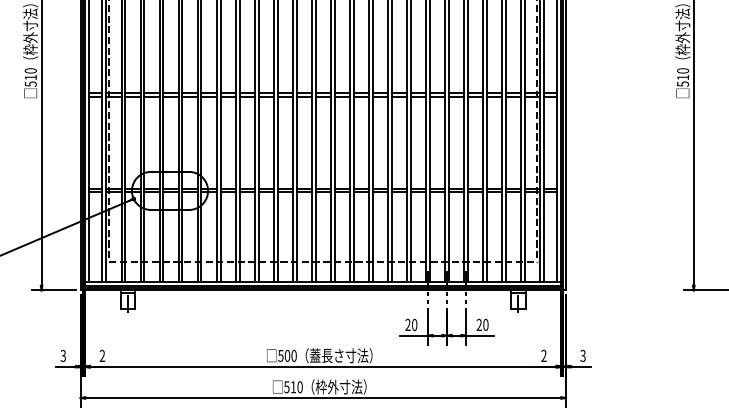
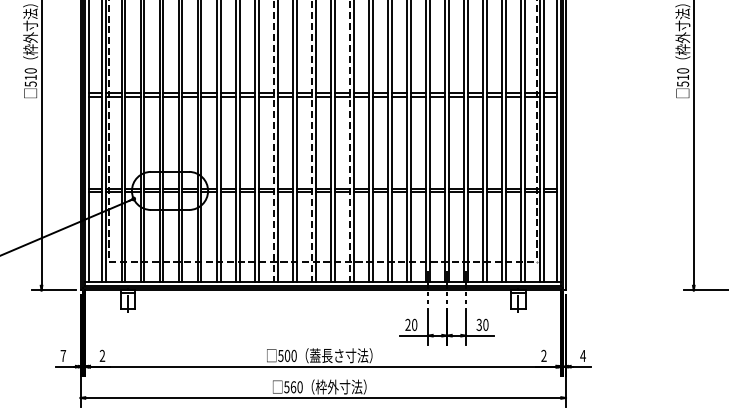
line: solid -> dashed (273, 141)
line: solid -> dashed (311, 141)
line: solid -> dashed (349, 141)
text: 20 -> 30 (478, 324)
text: 3 -> 7 (63, 355)
text: 3 -> 4 (582, 355)
text: 510 -> 560 (293, 387)
